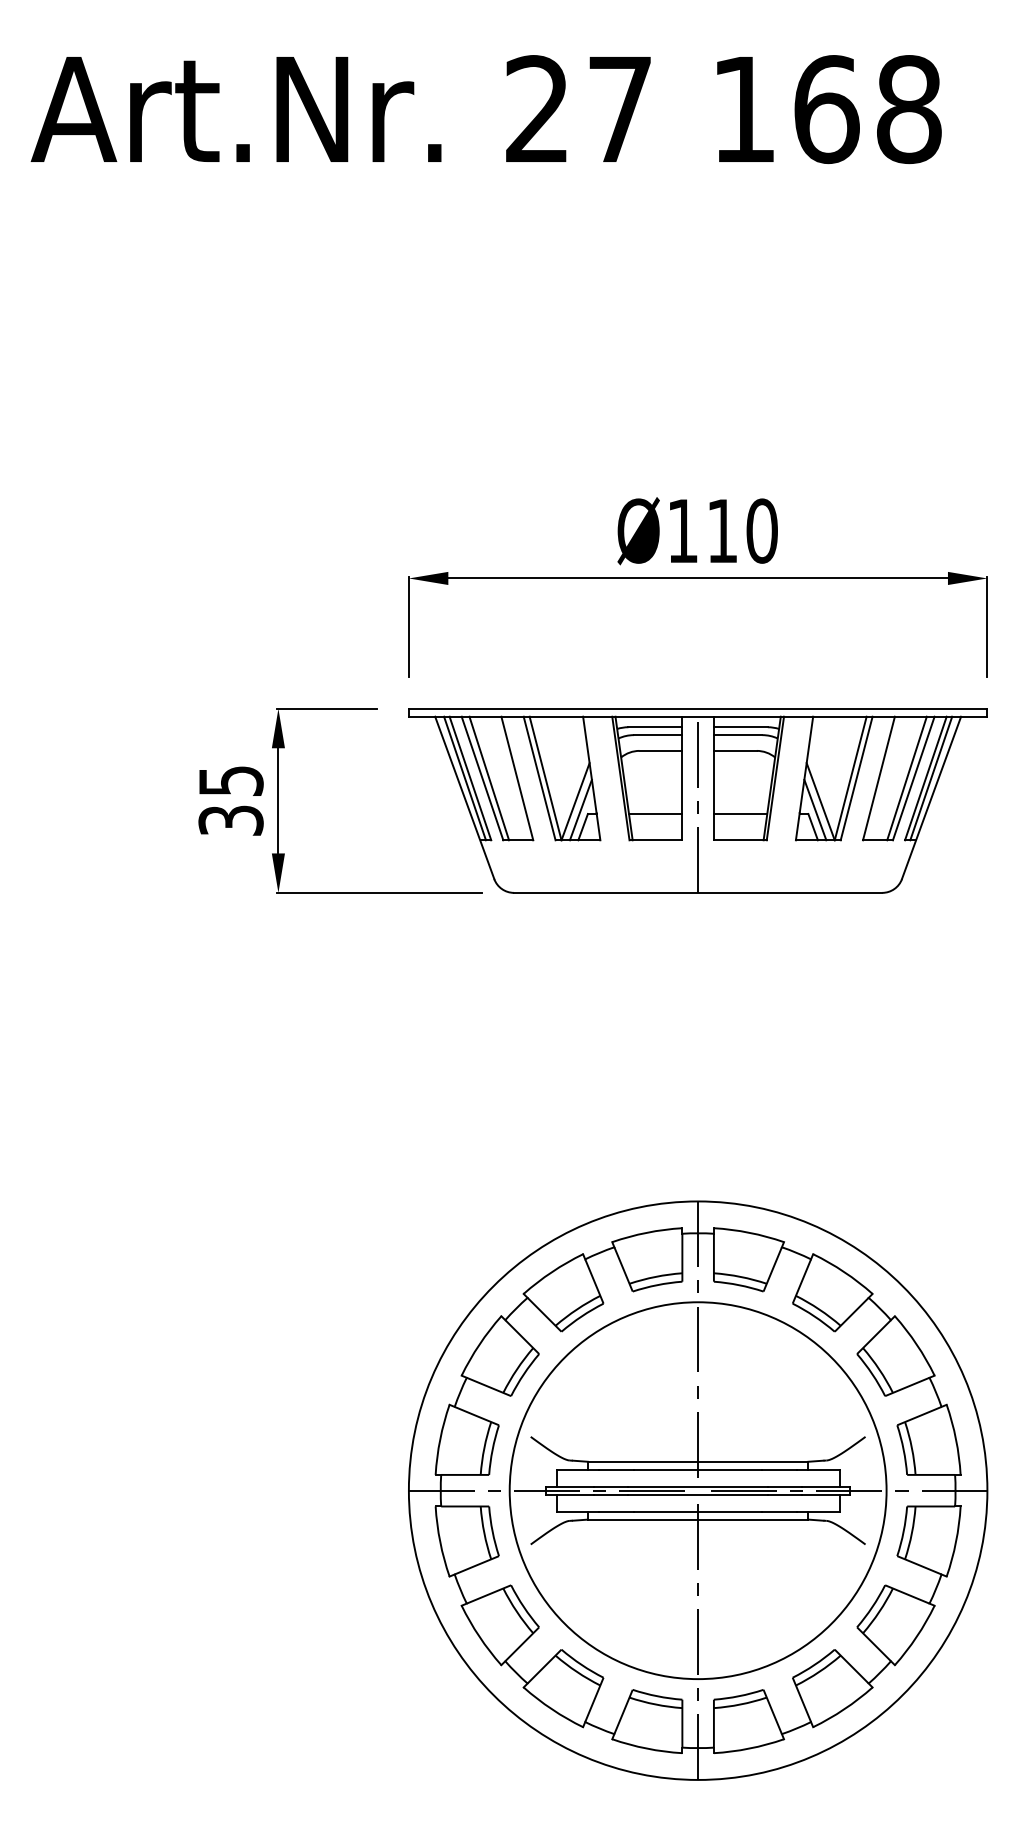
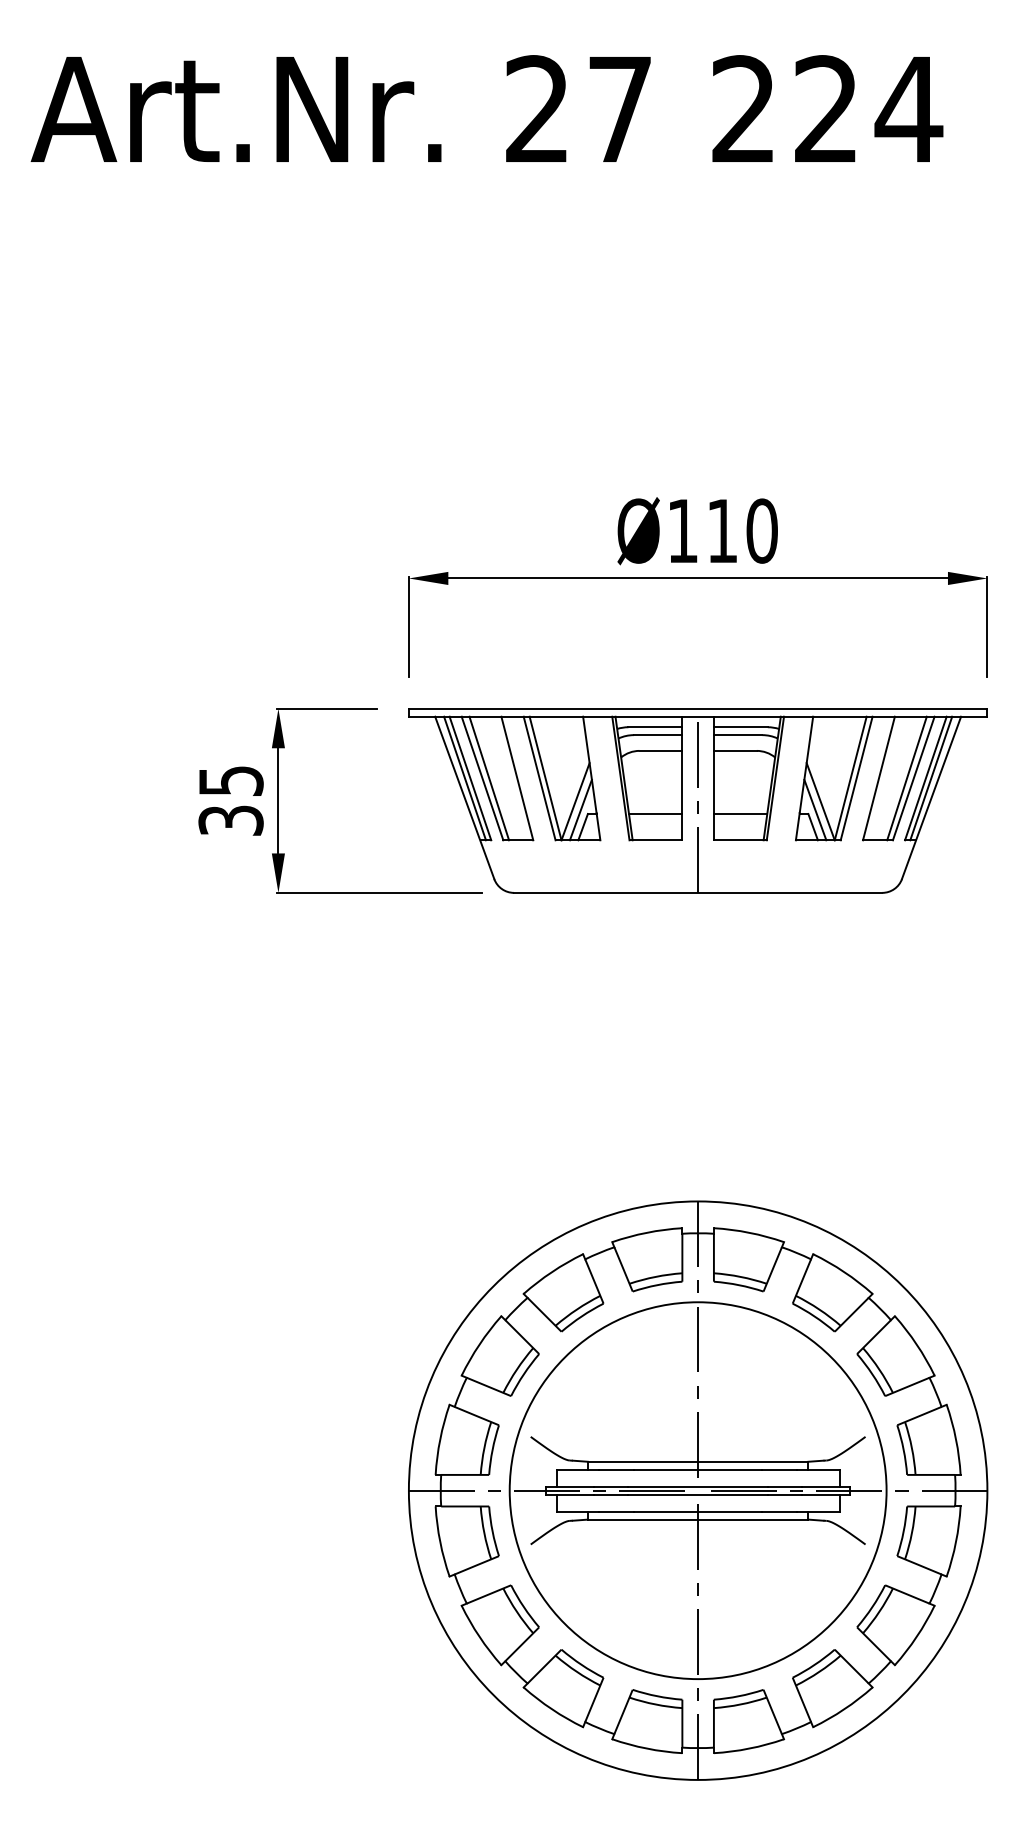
text: 168 -> 224 (827, 109)
